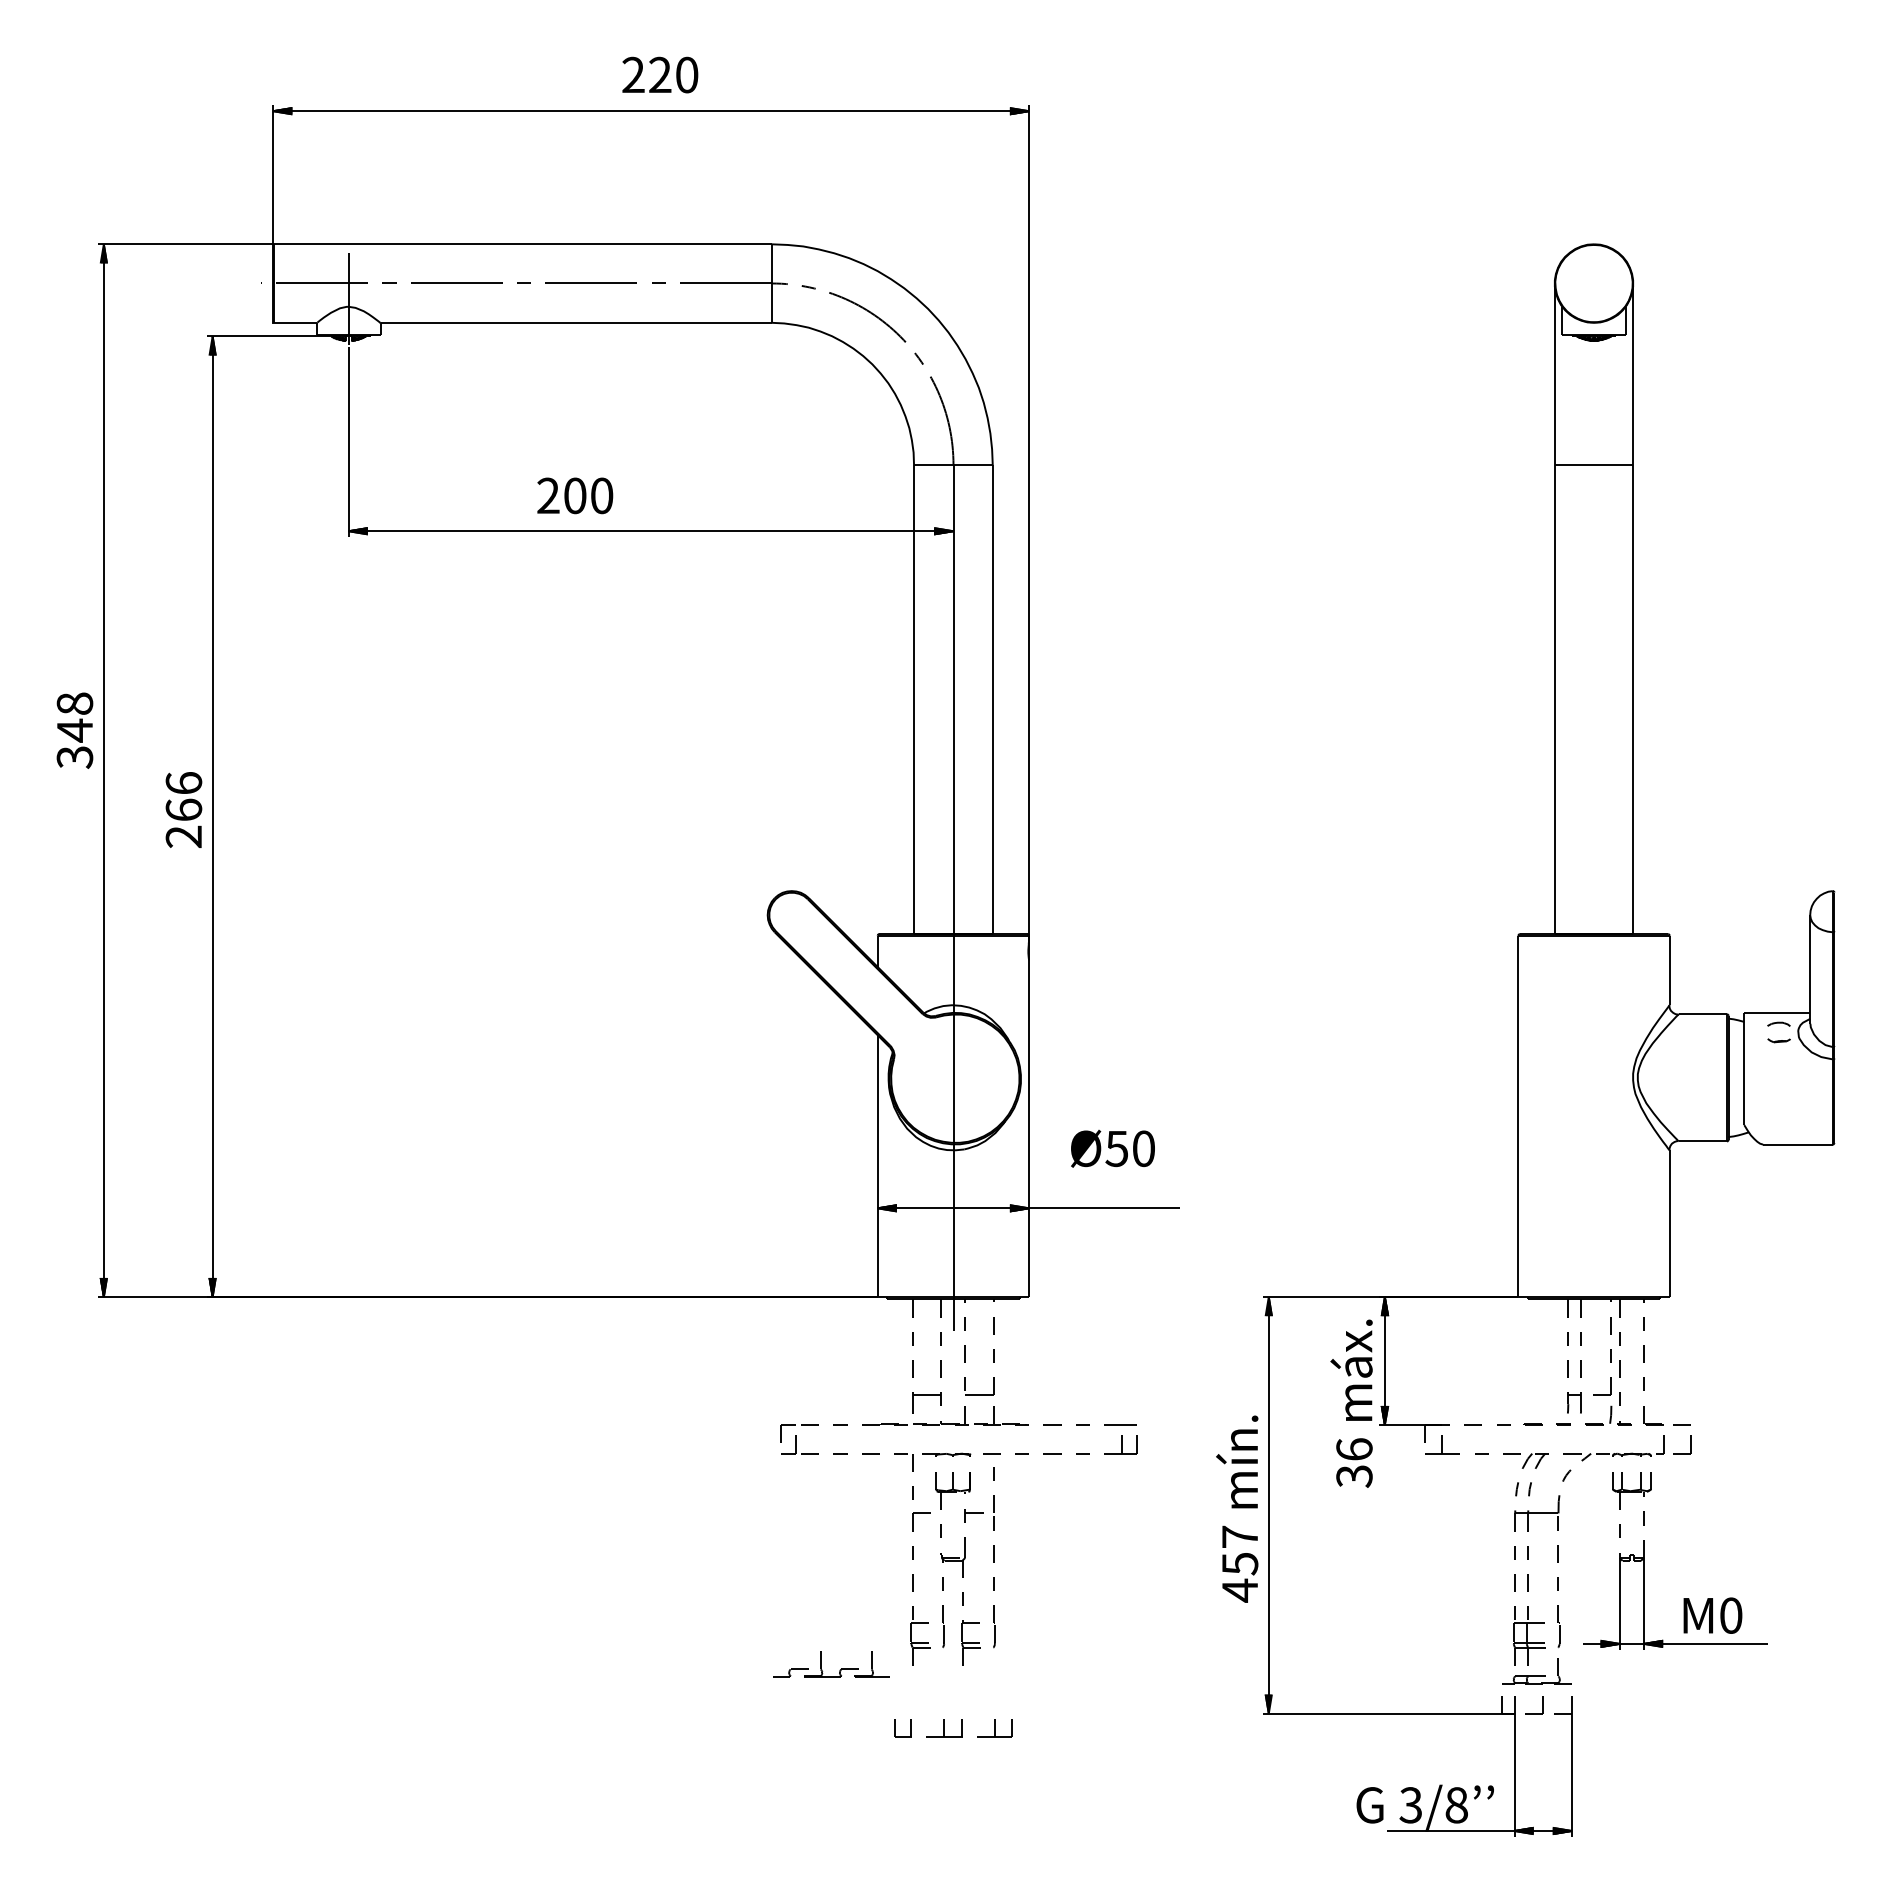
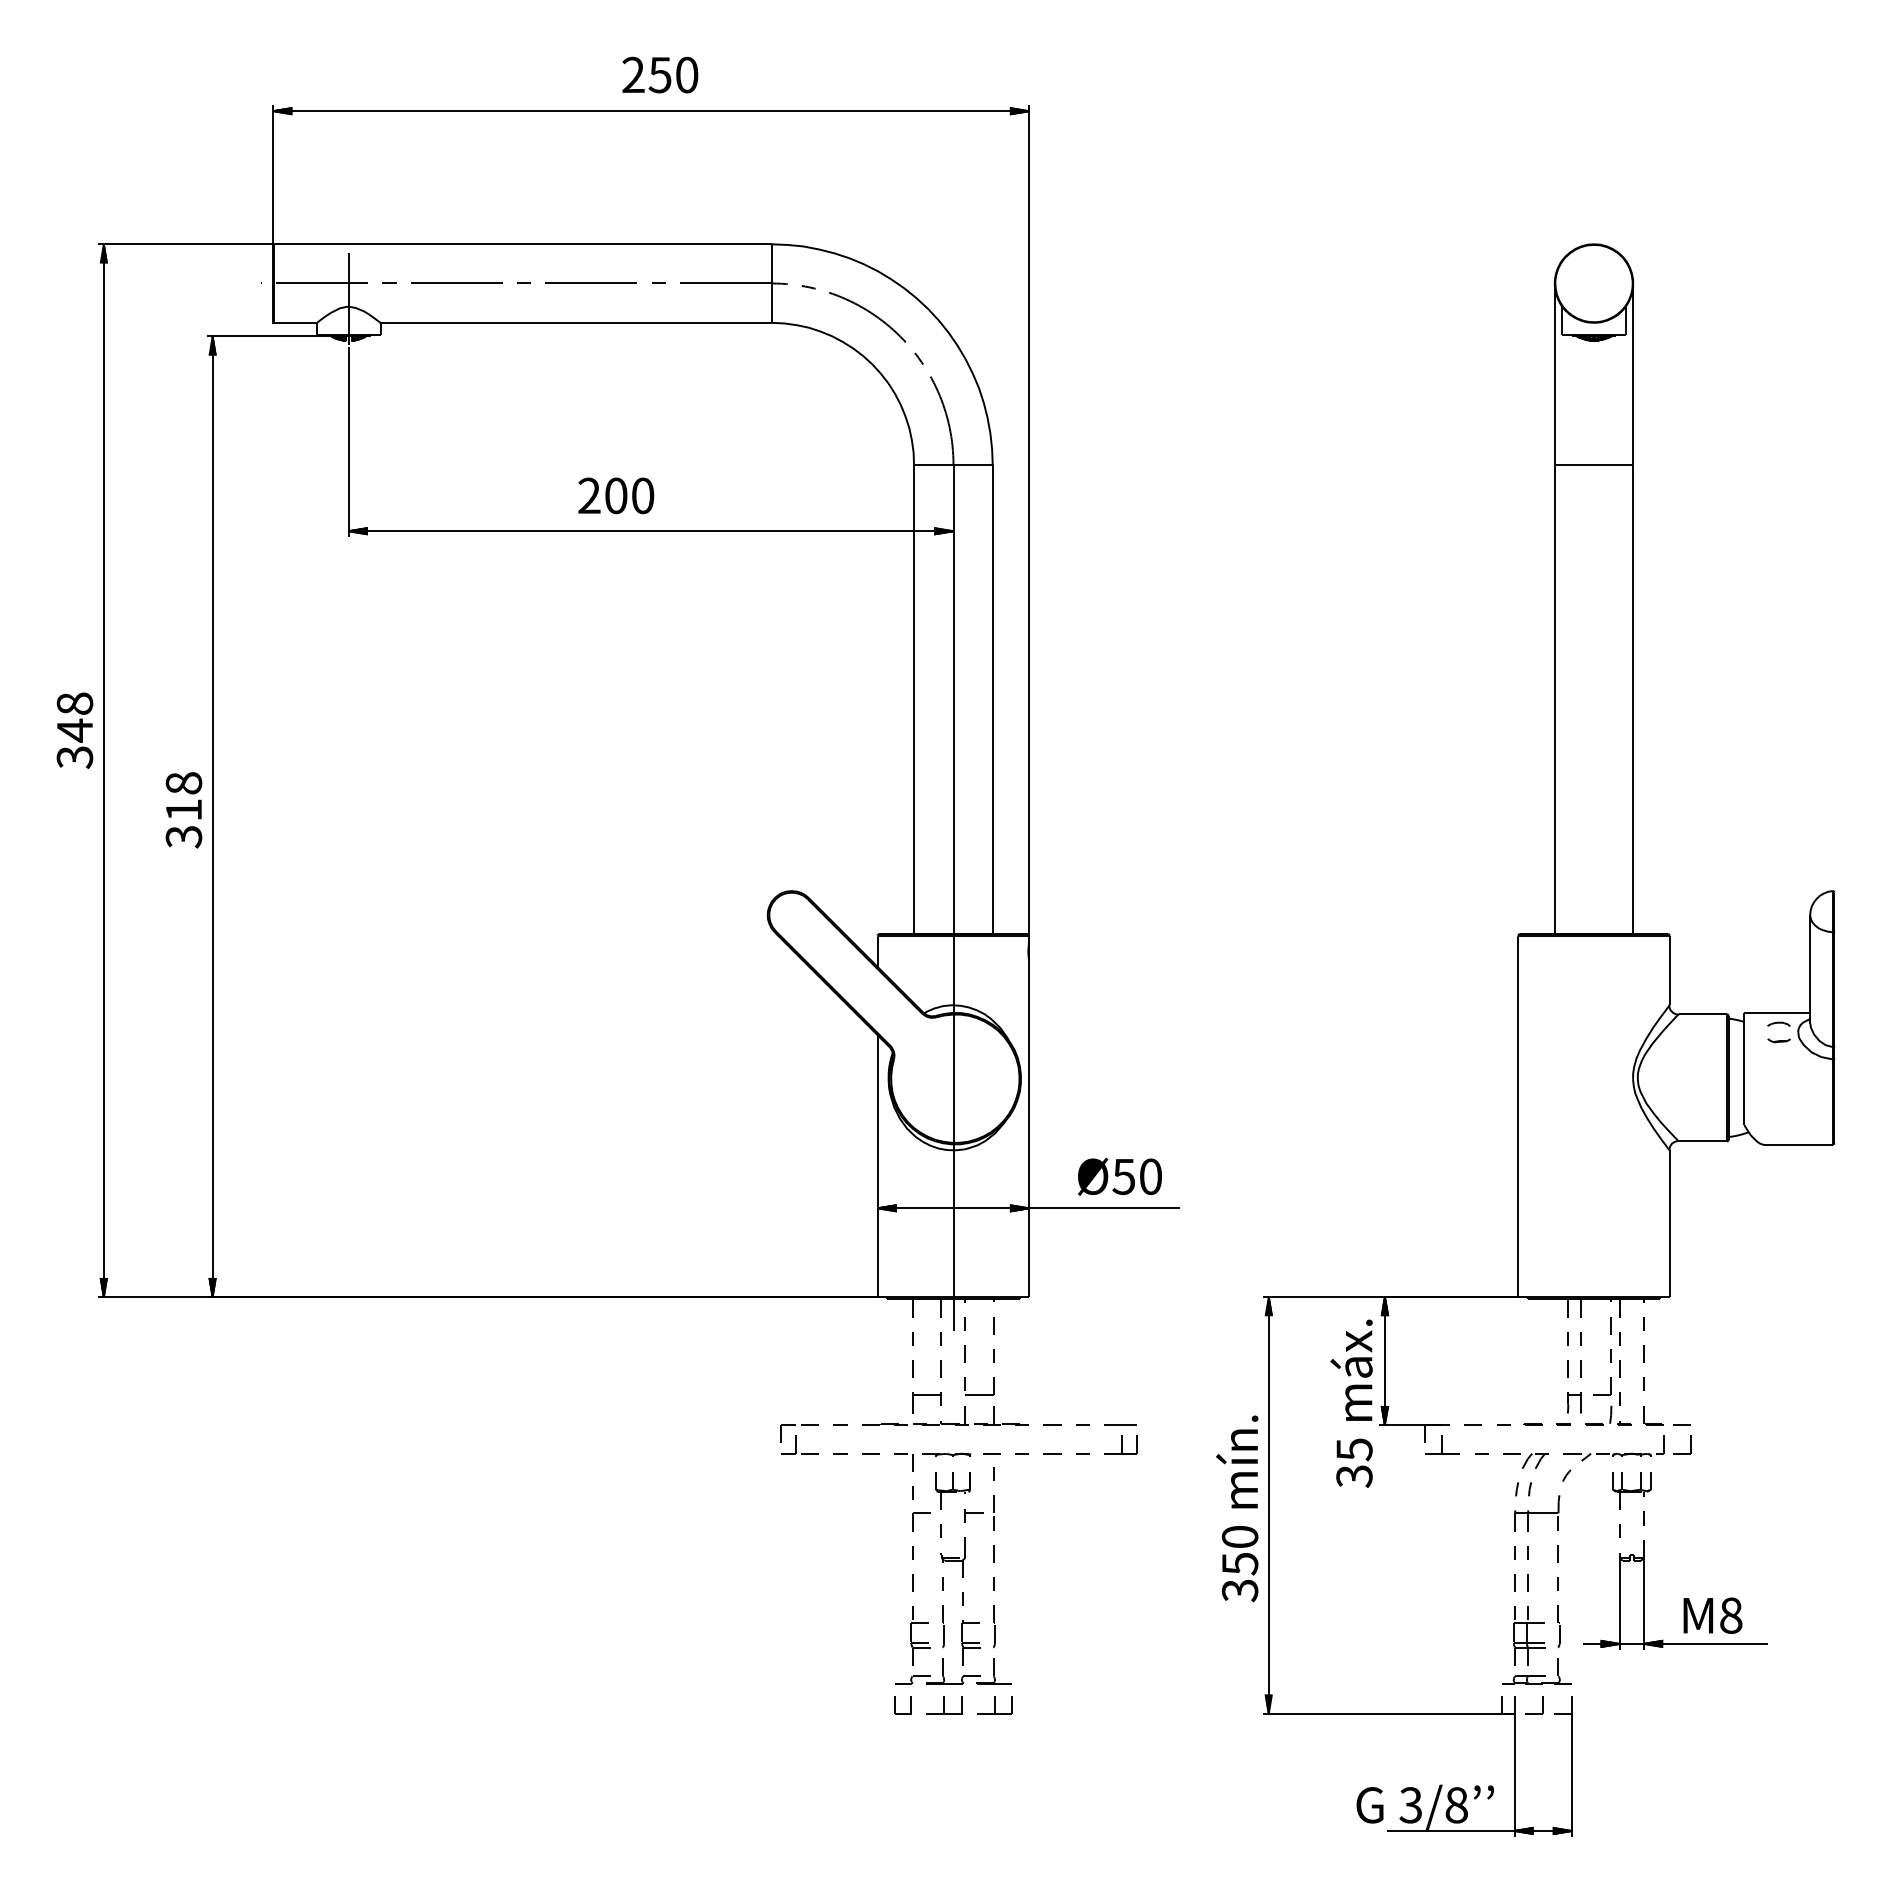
text: 220 -> 250 (659, 74)
text position: (575, 495) -> (616, 495) (616, 495)
text: 266 -> 318 (183, 810)
text position: (1112, 1148) -> (1119, 1176) (1119, 1176)
text: 36 -> 35 (1354, 1449)
text: 457 -> 350 (1239, 1563)
text: M0 -> M8 (1731, 1615)
part position: (821, 1664) -> (943, 1671) (943, 1671)
part position: (961, 1728) -> (961, 1705) (961, 1705)
